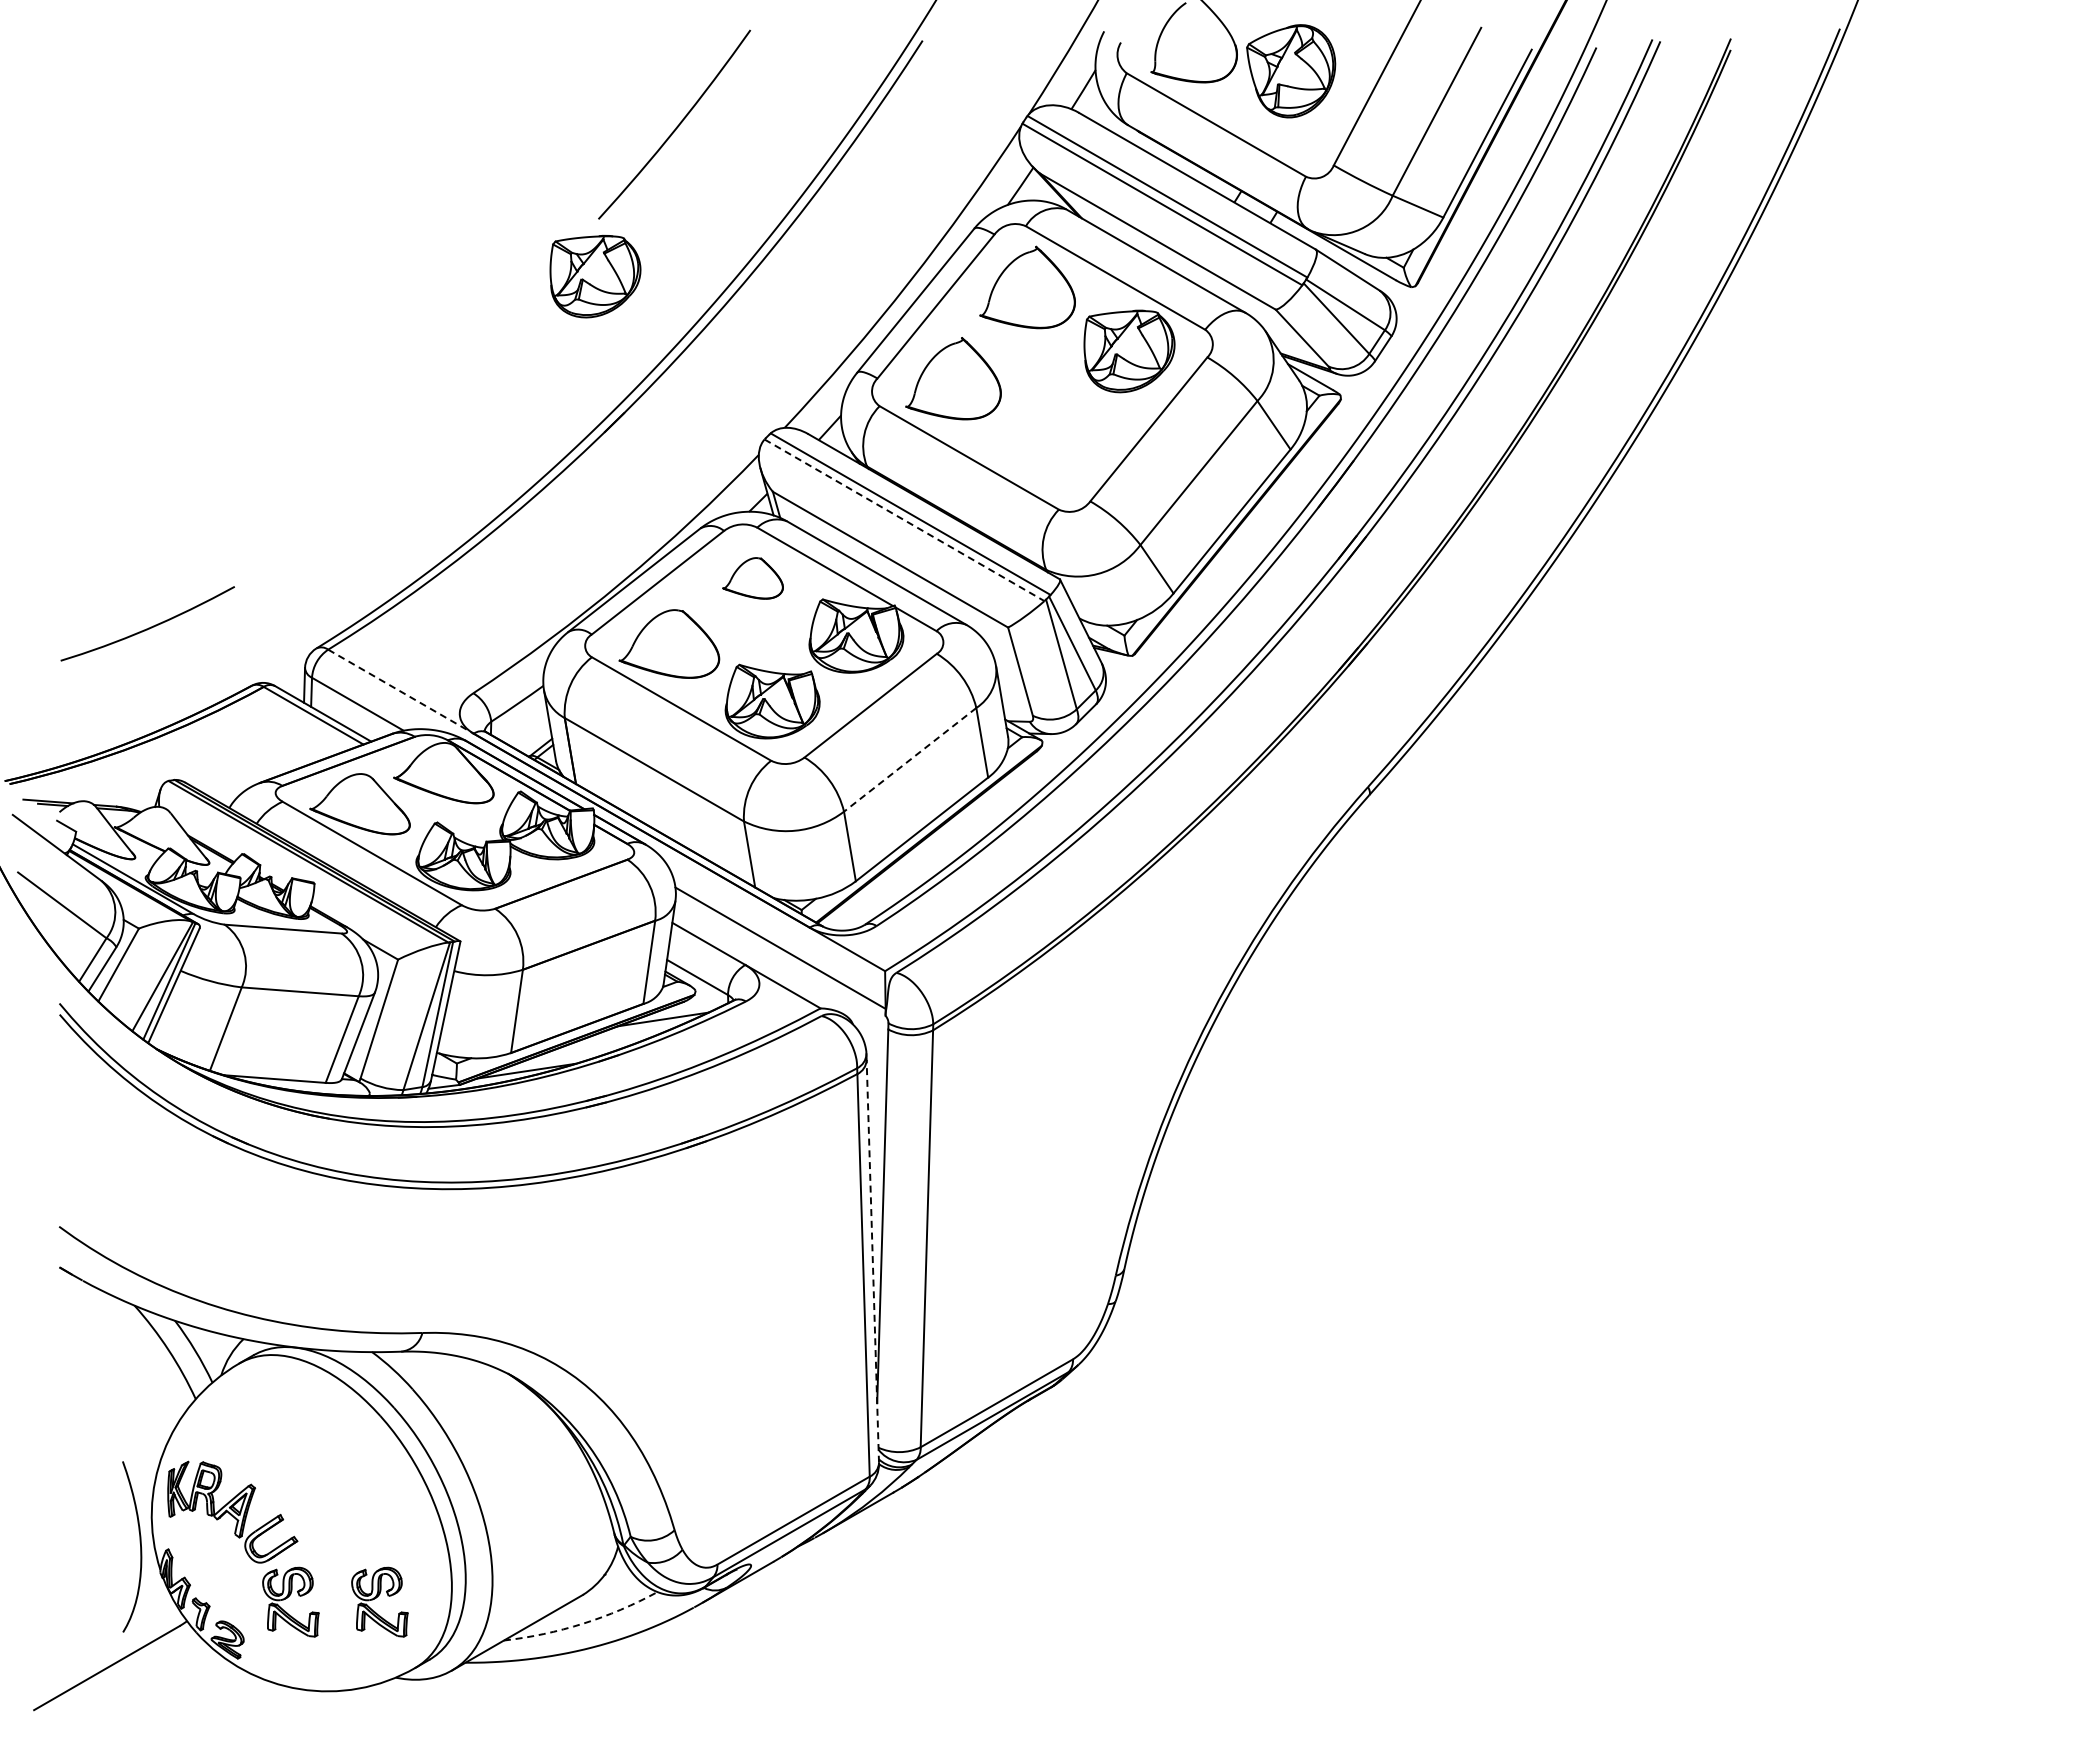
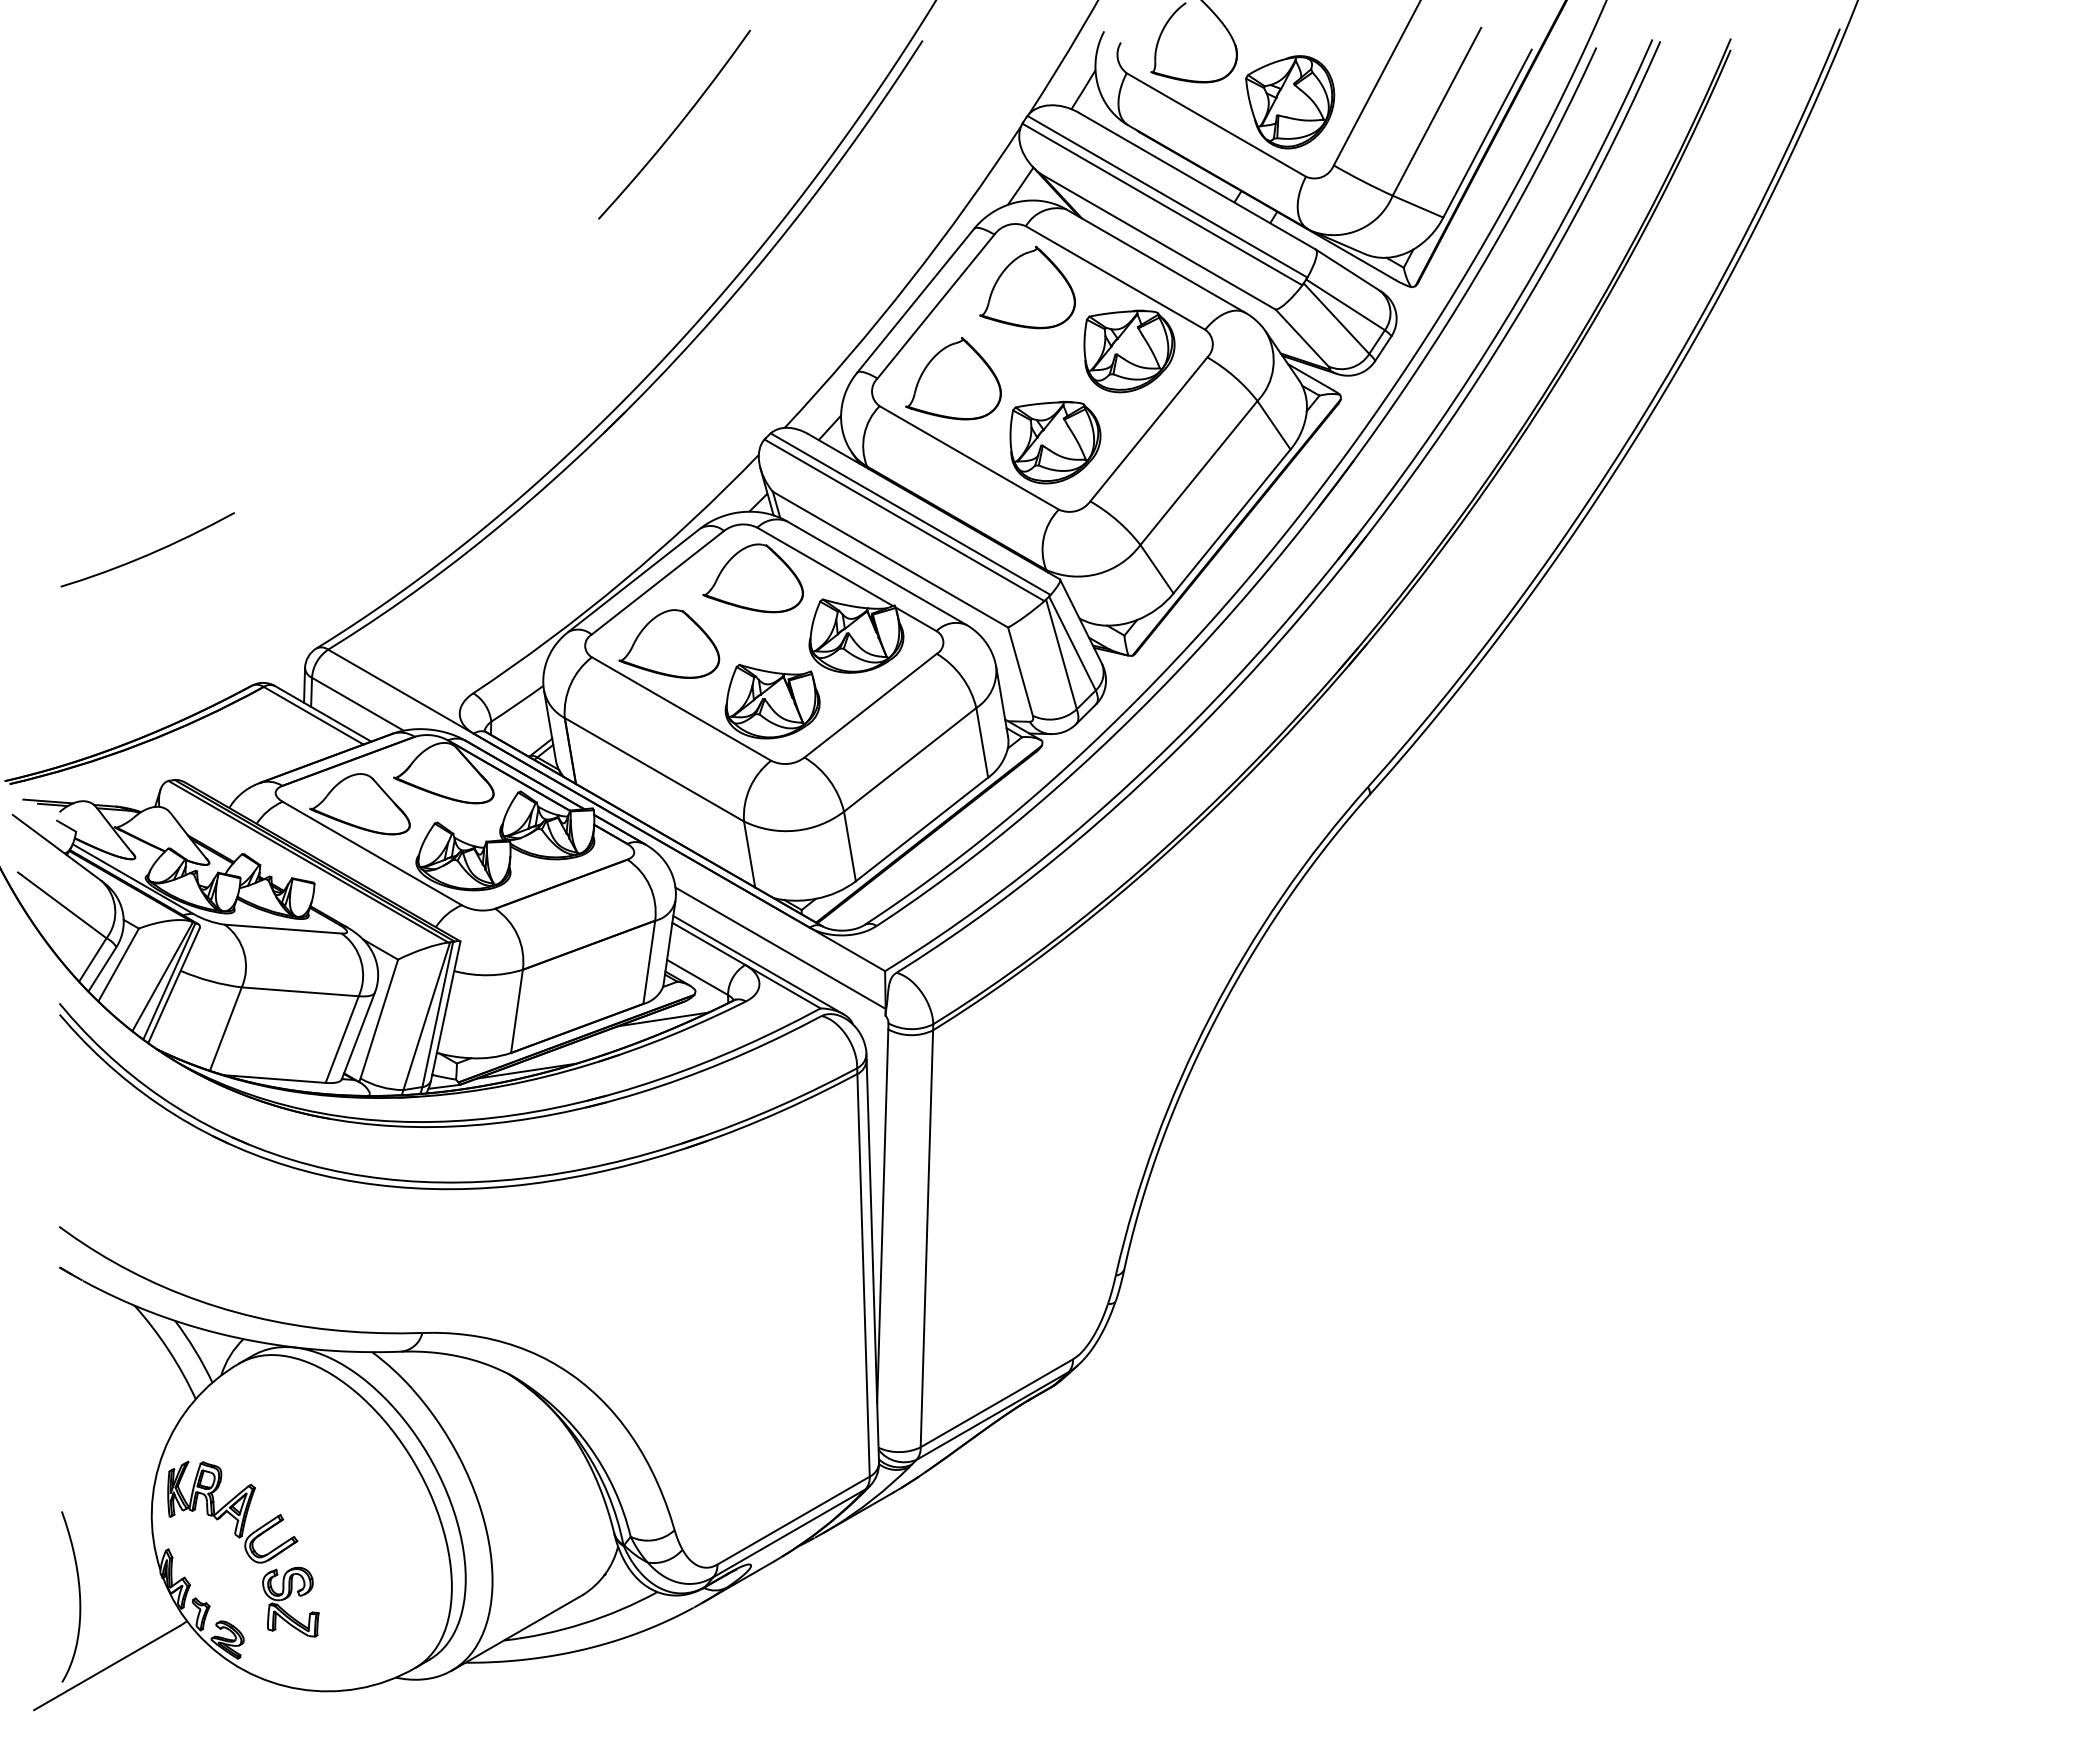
part position: (1291, 71) -> (1290, 102) (1290, 102)
part position: (595, 276) -> (1055, 442) (1055, 442)
line: dashed -> solid (904, 520)
part size: 62x43 px -> 102x71 px (752, 578)
curve position: (148, 627) -> (148, 553) (148, 553)
line: dashed -> solid (401, 691)
line: dashed -> solid (909, 760)
line: none -> present (758, 965)
line: dashed -> solid (872, 1260)
curve position: (140, 1546) -> (79, 1596) (79, 1596)
part: present -> none (379, 1601)
arc: dashed -> solid (582, 1623)
